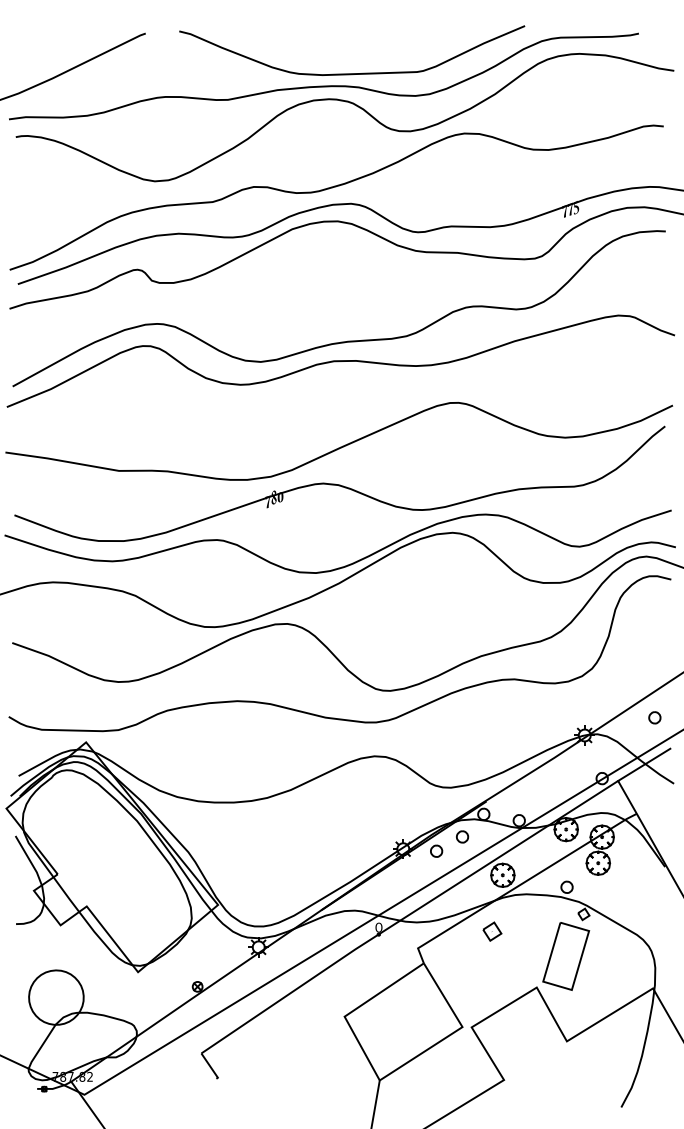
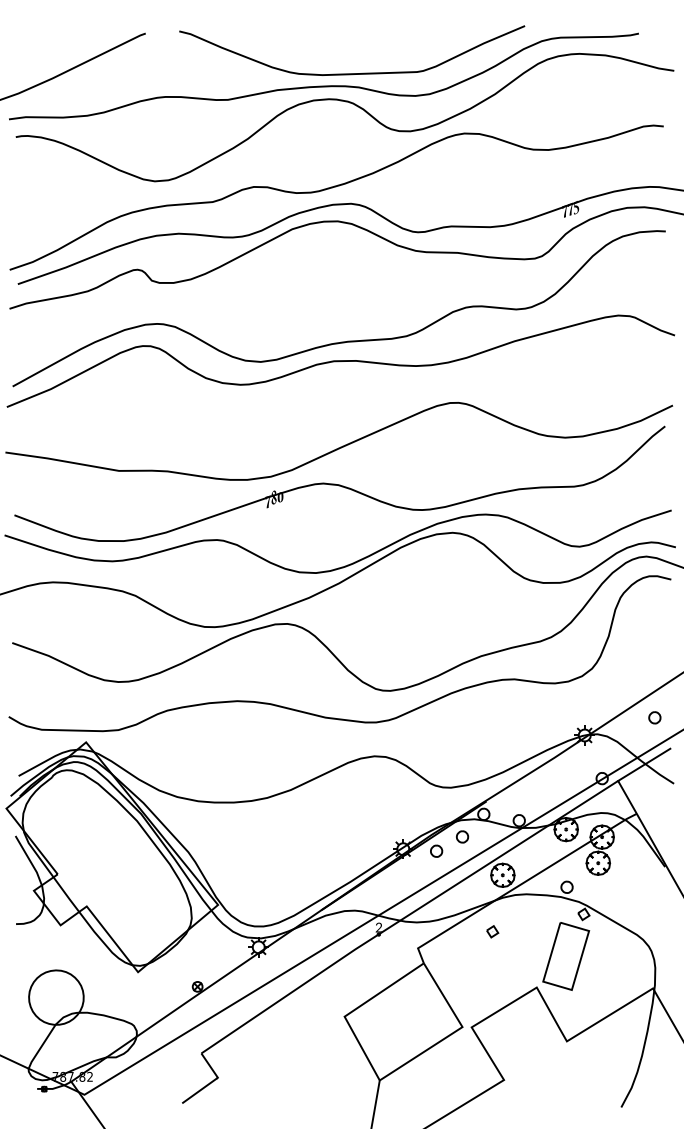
text: 0 -> 2 (378, 928)
part size: 21x21 px -> 14x14 px (492, 931)
line: none -> present (199, 1090)
